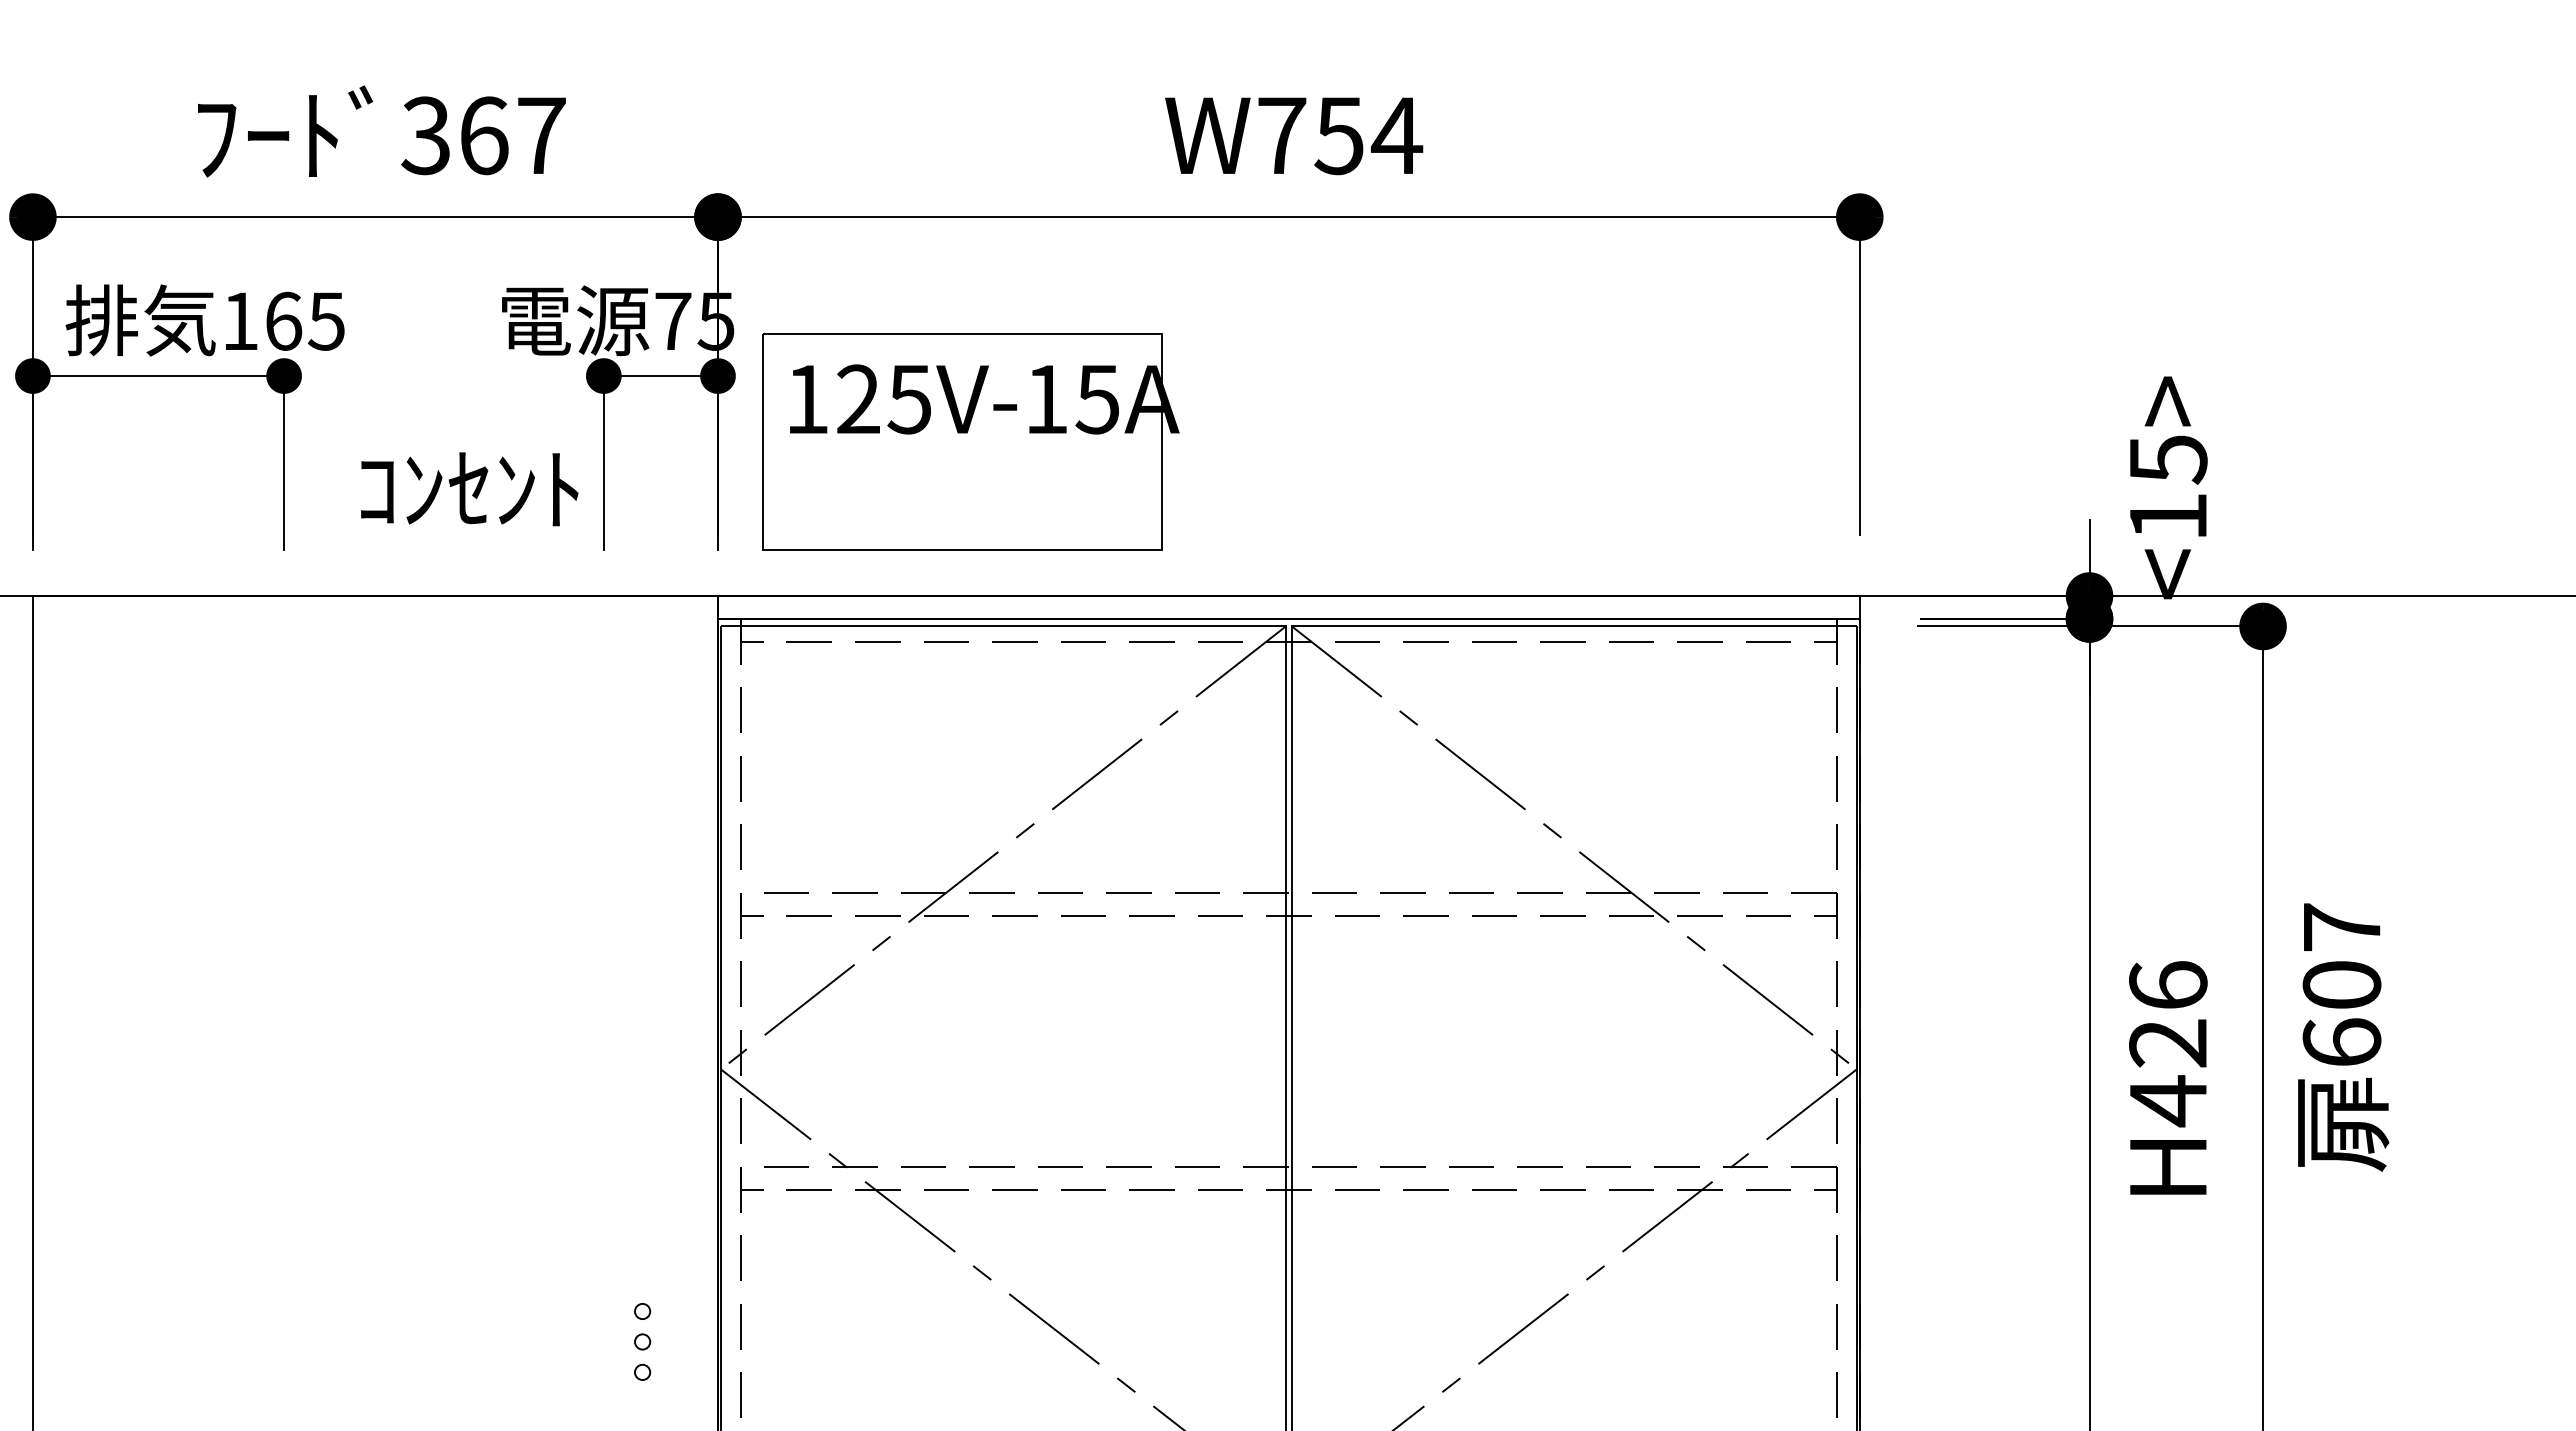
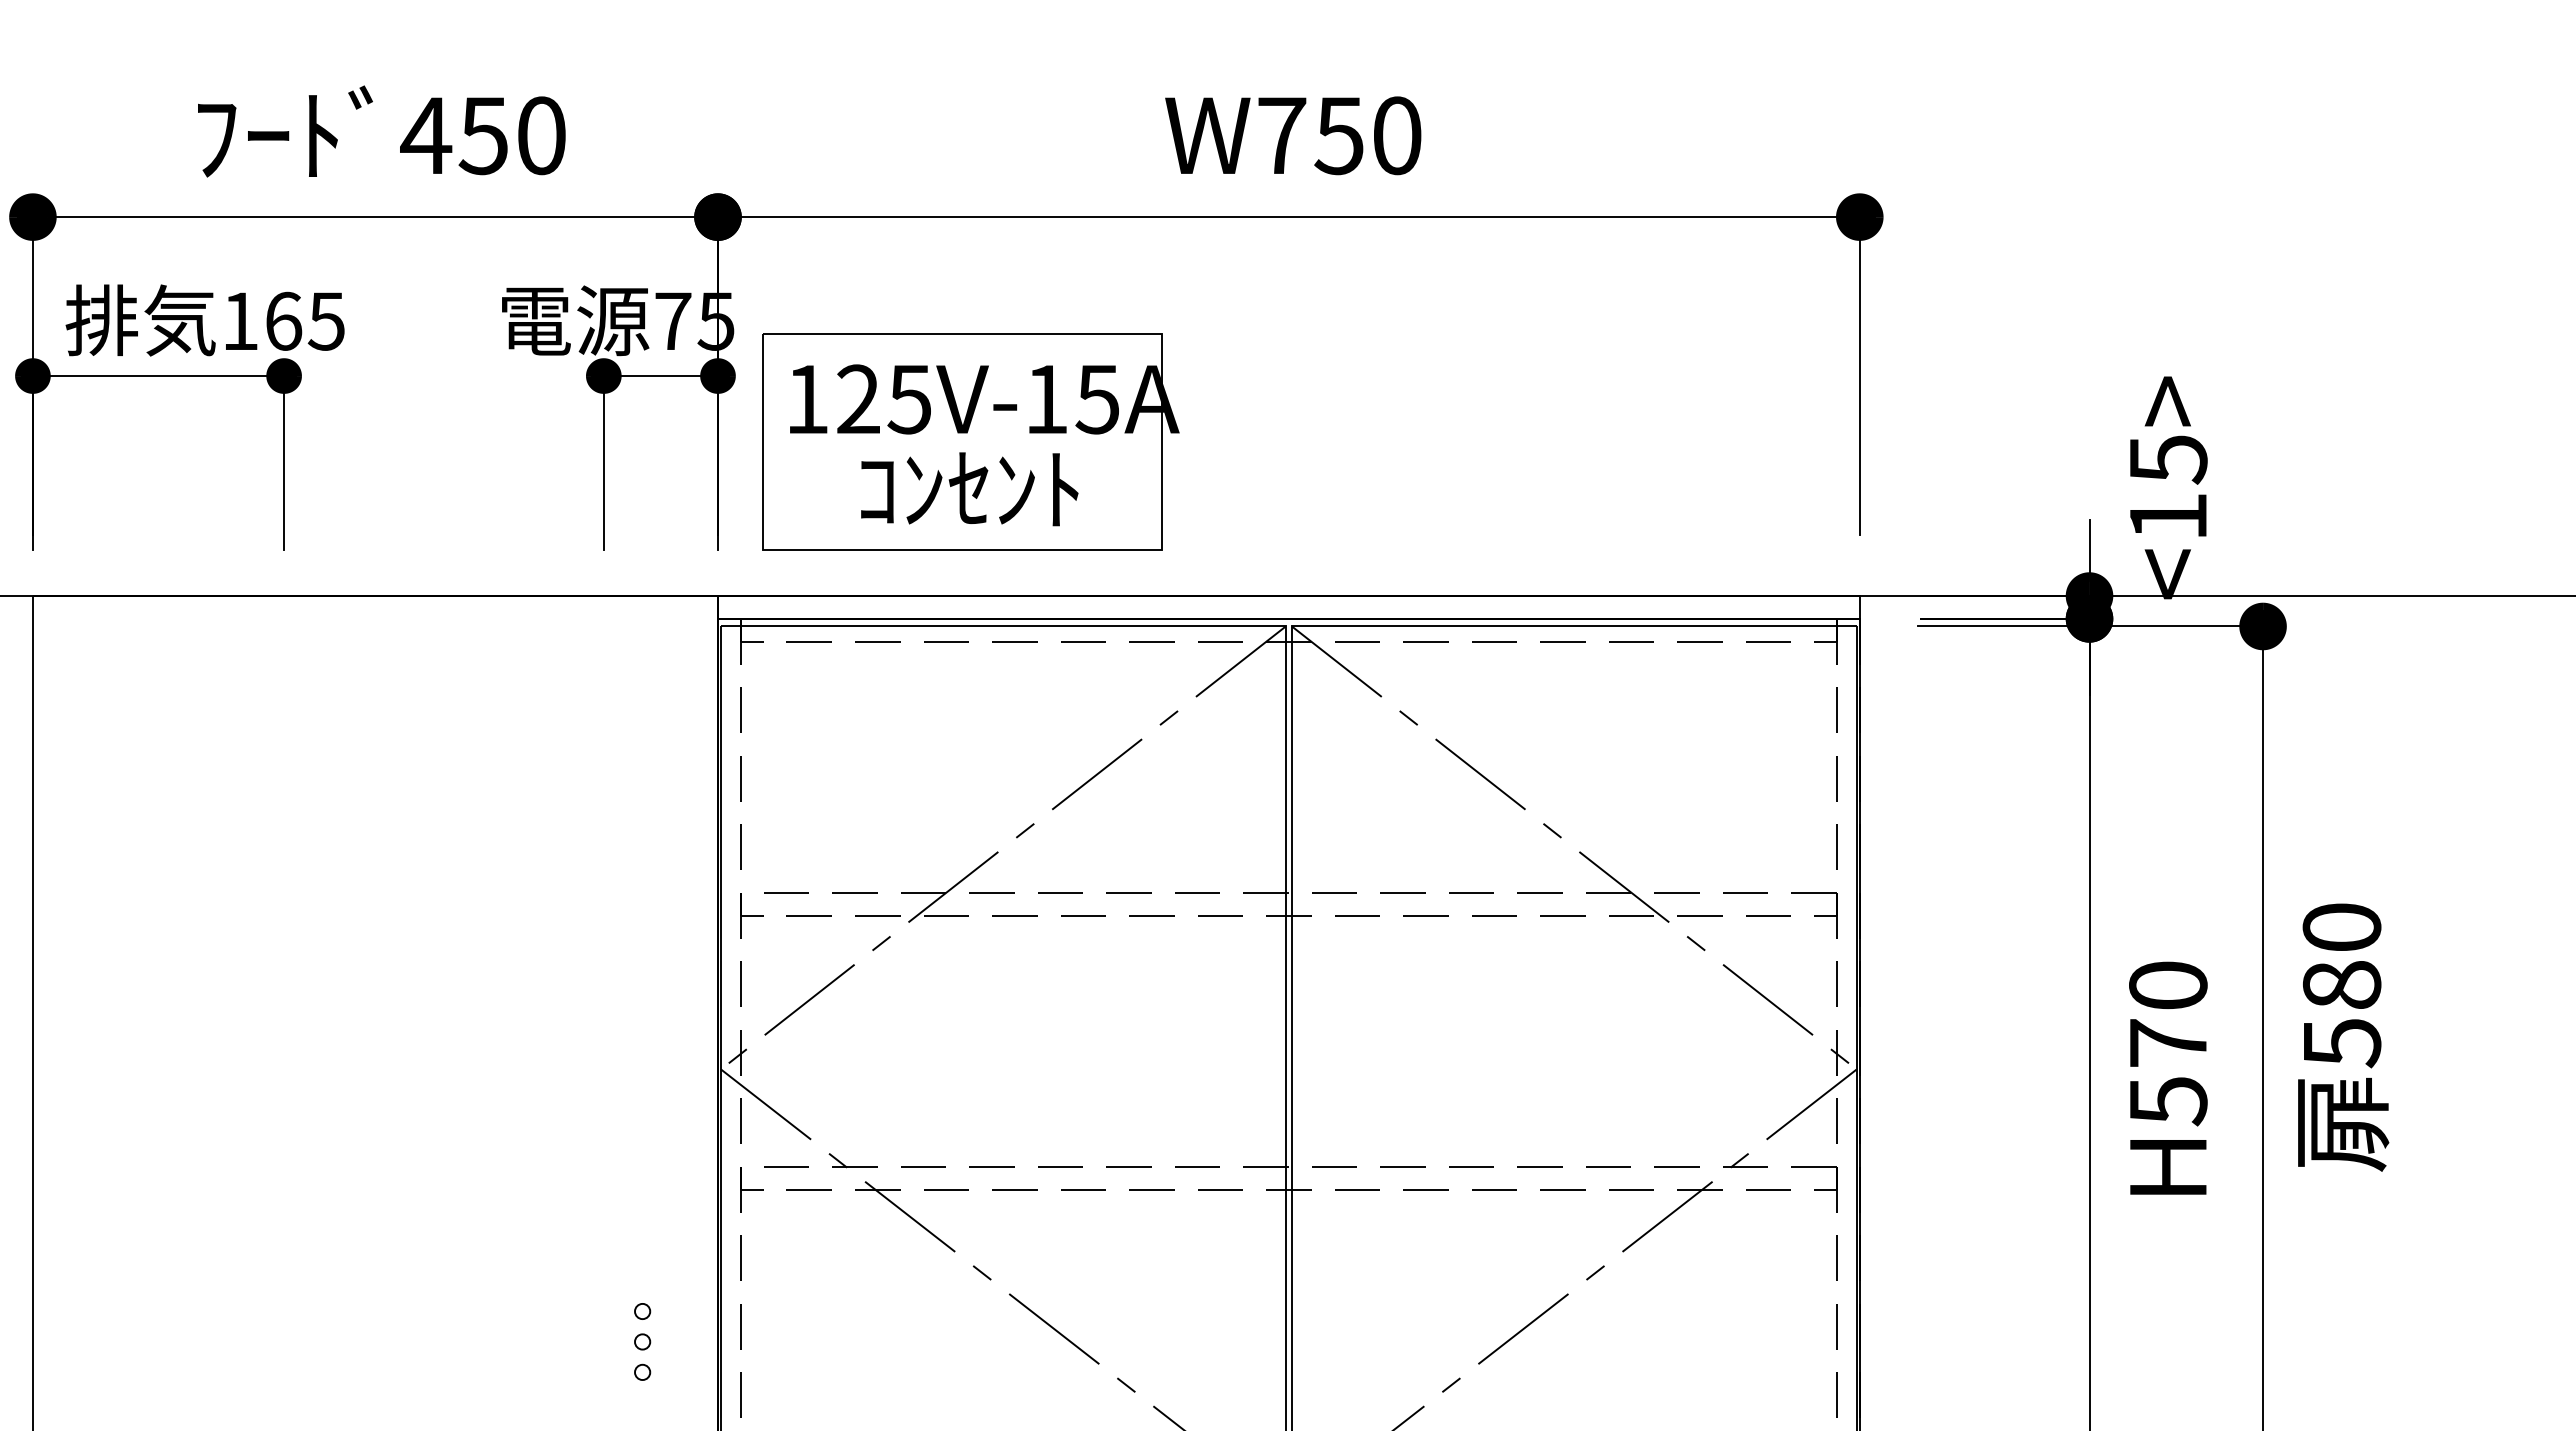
text: 367 -> 450 (482, 135)
text: W754 -> W750 (1396, 135)
text position: (469, 489) -> (969, 489) (969, 489)
text: 607 -> 580 (2341, 985)
text: H426 -> H570 (2168, 1044)
